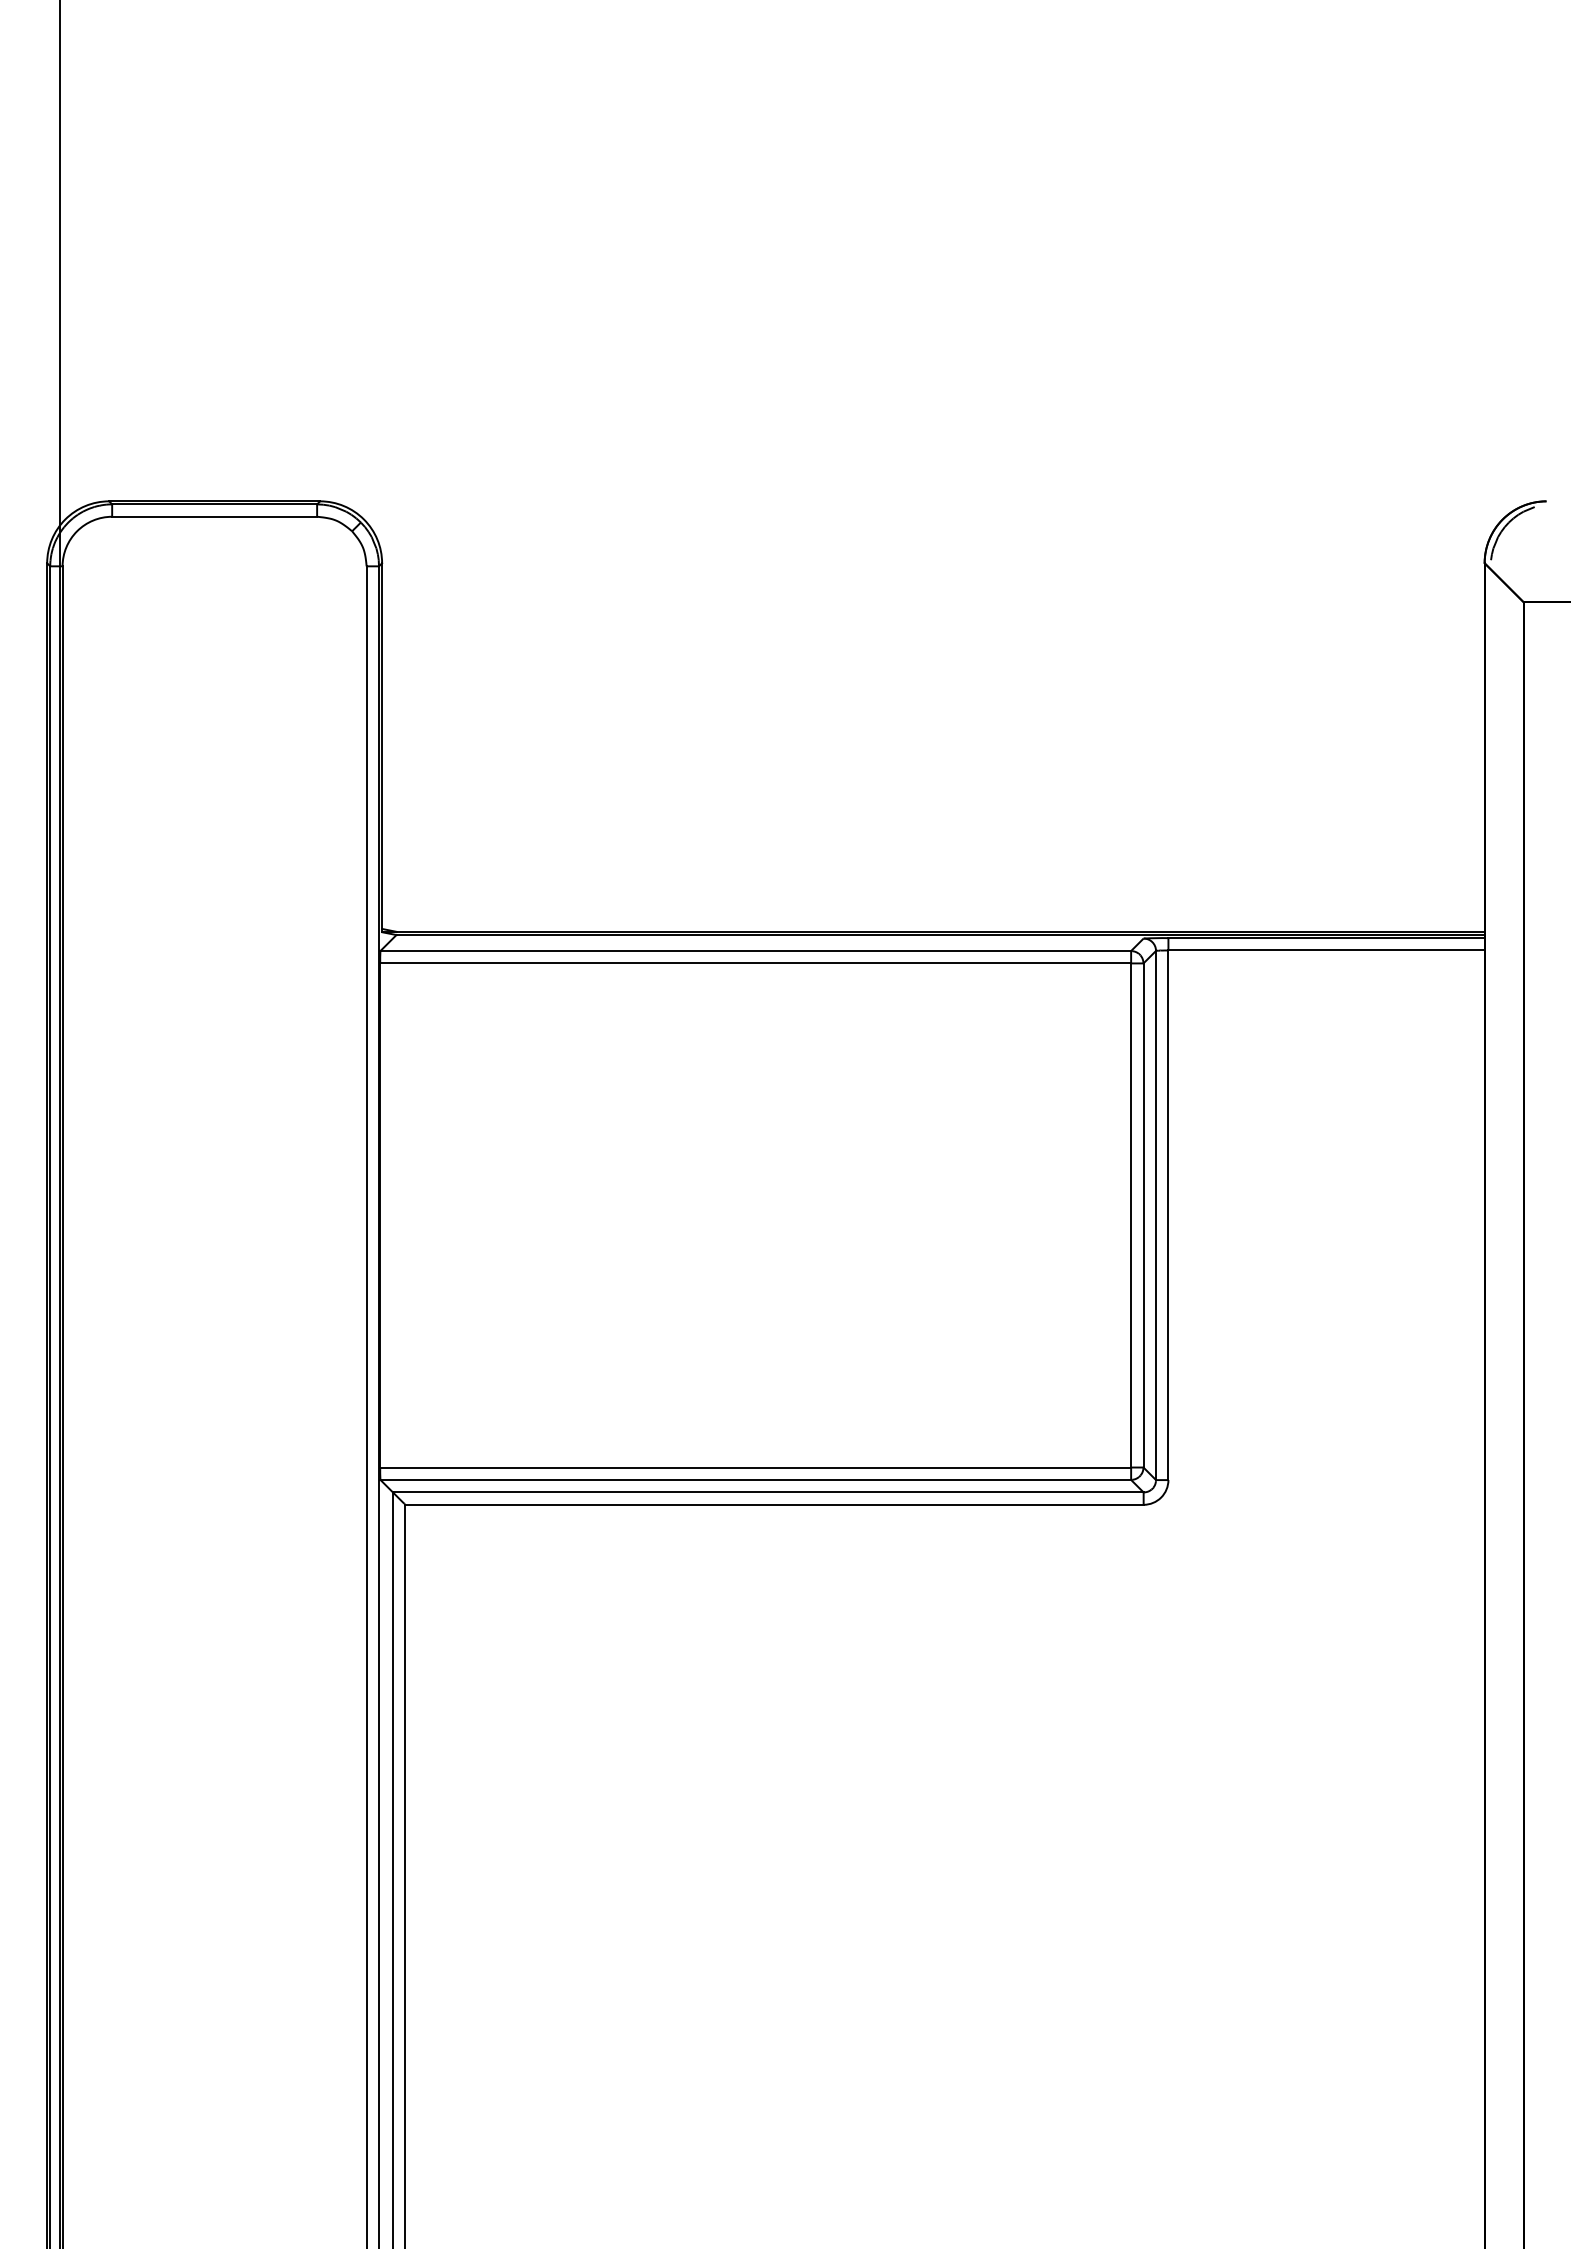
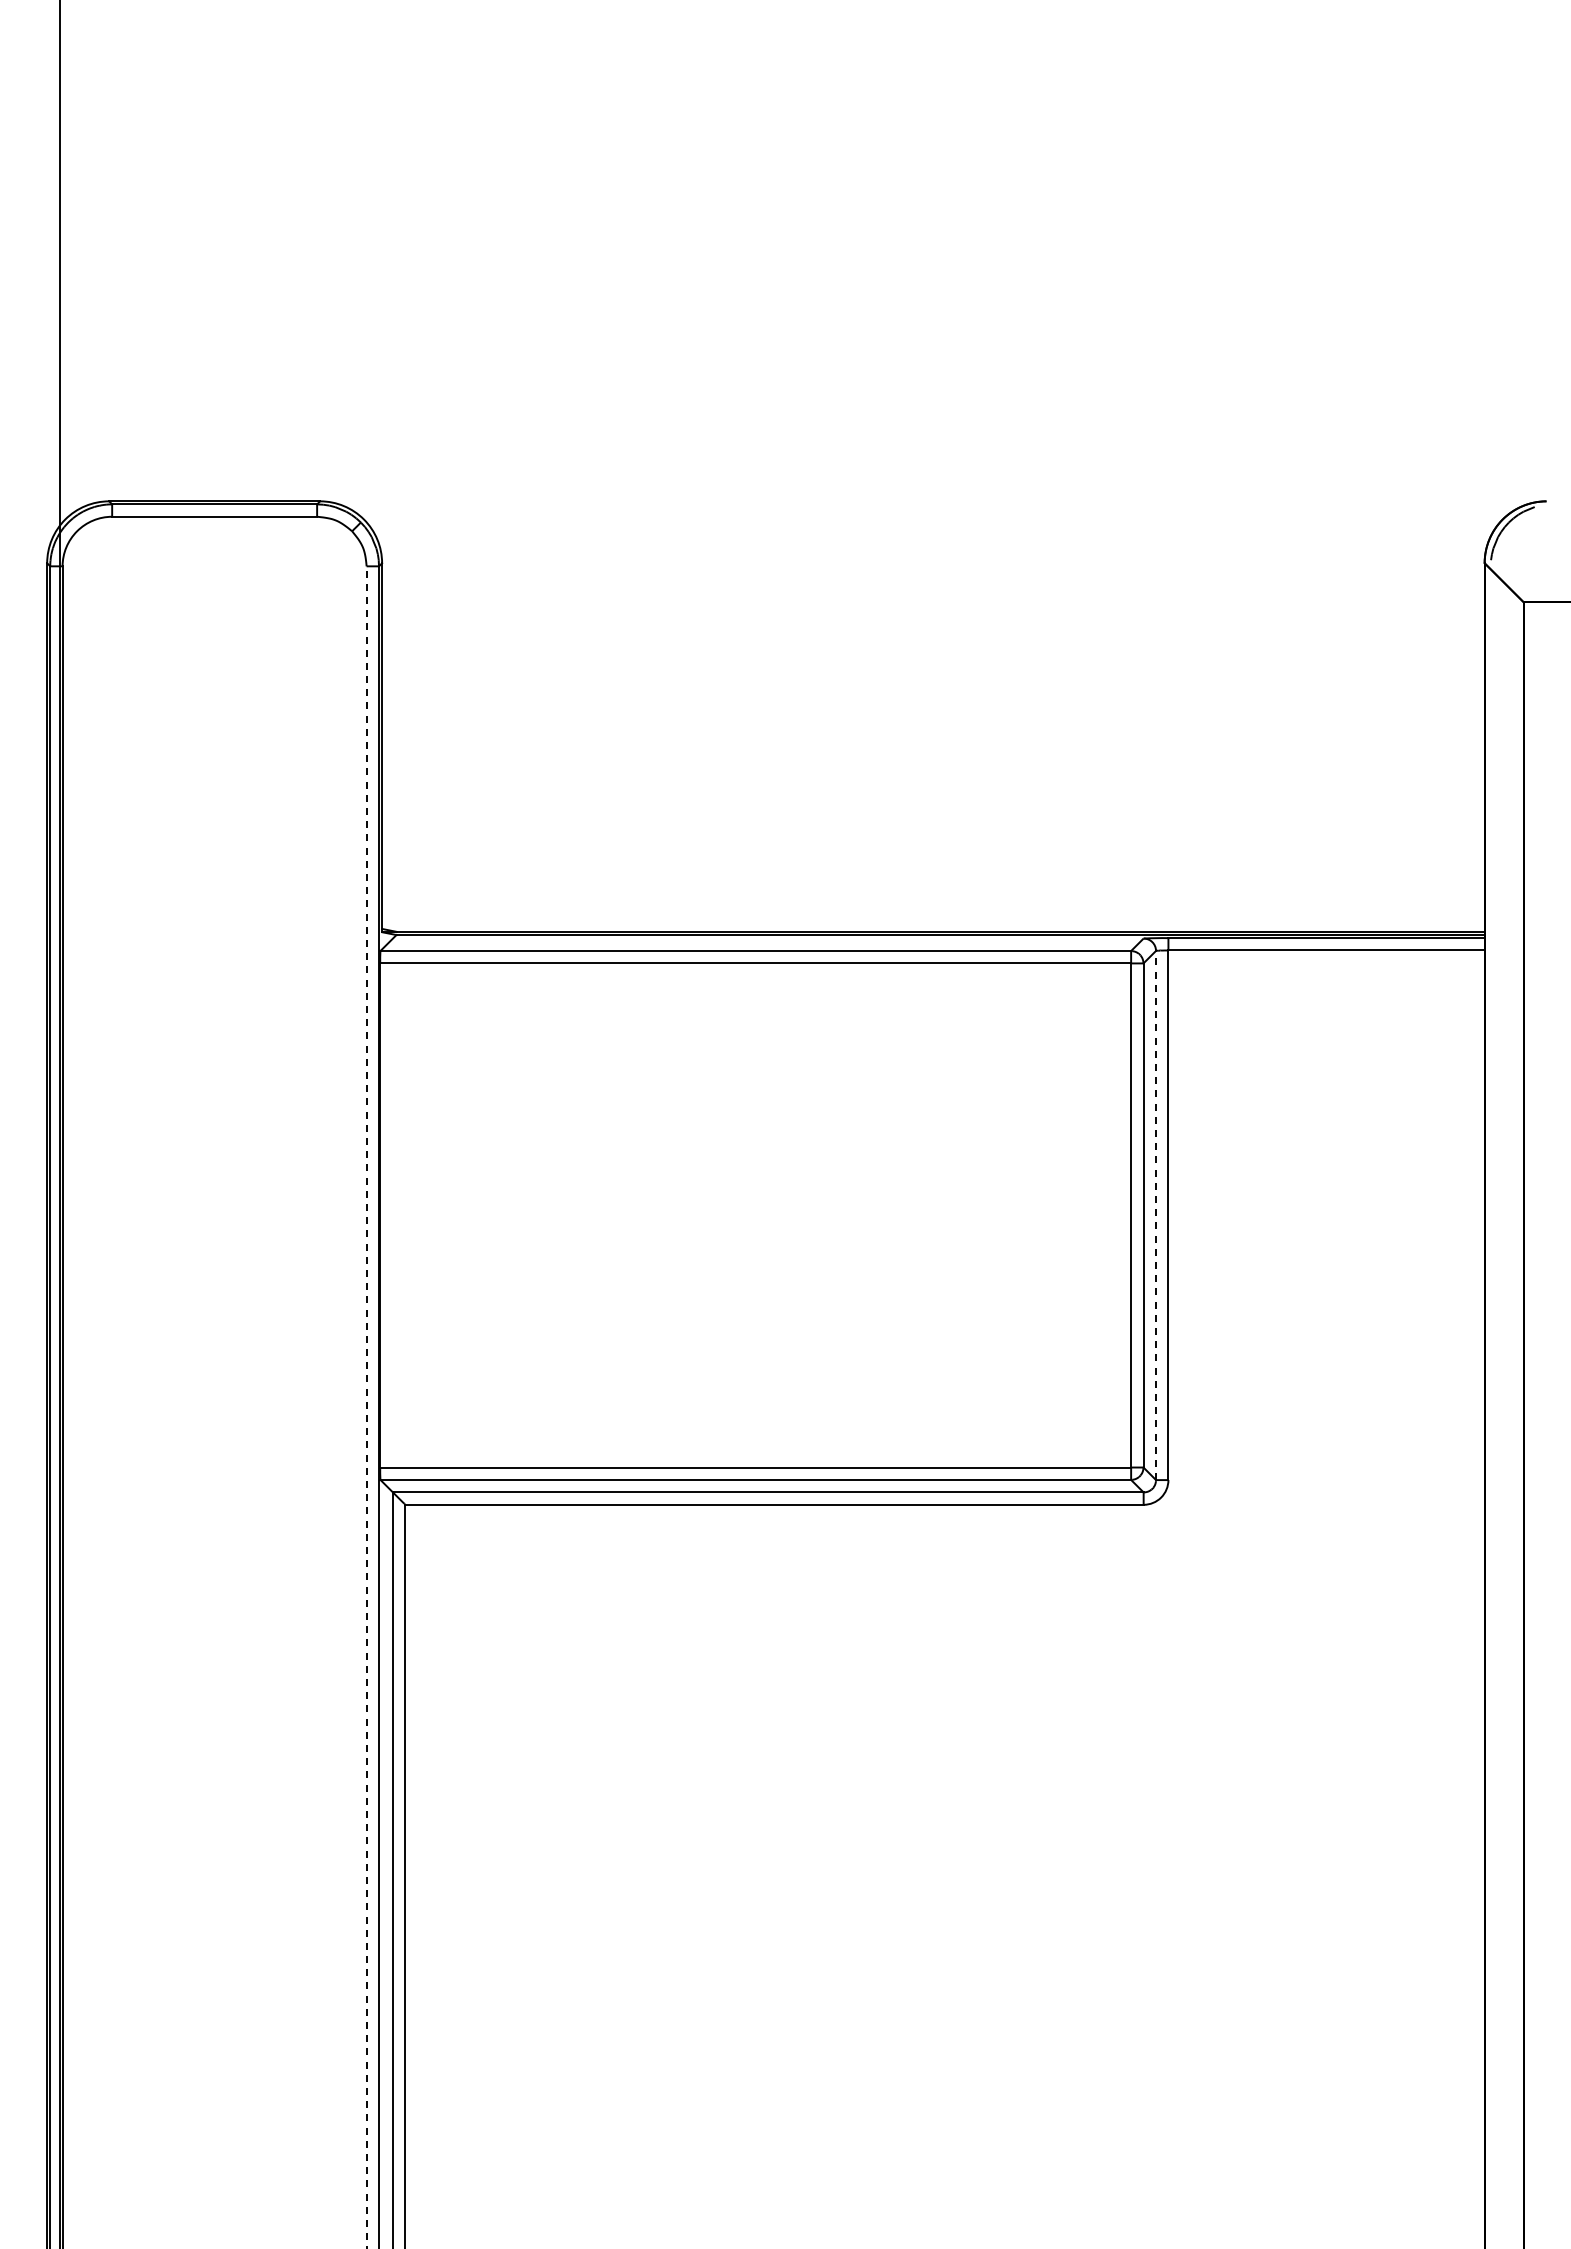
line: solid -> dashed (1156, 1215)
line: solid -> dashed (366, 1407)
